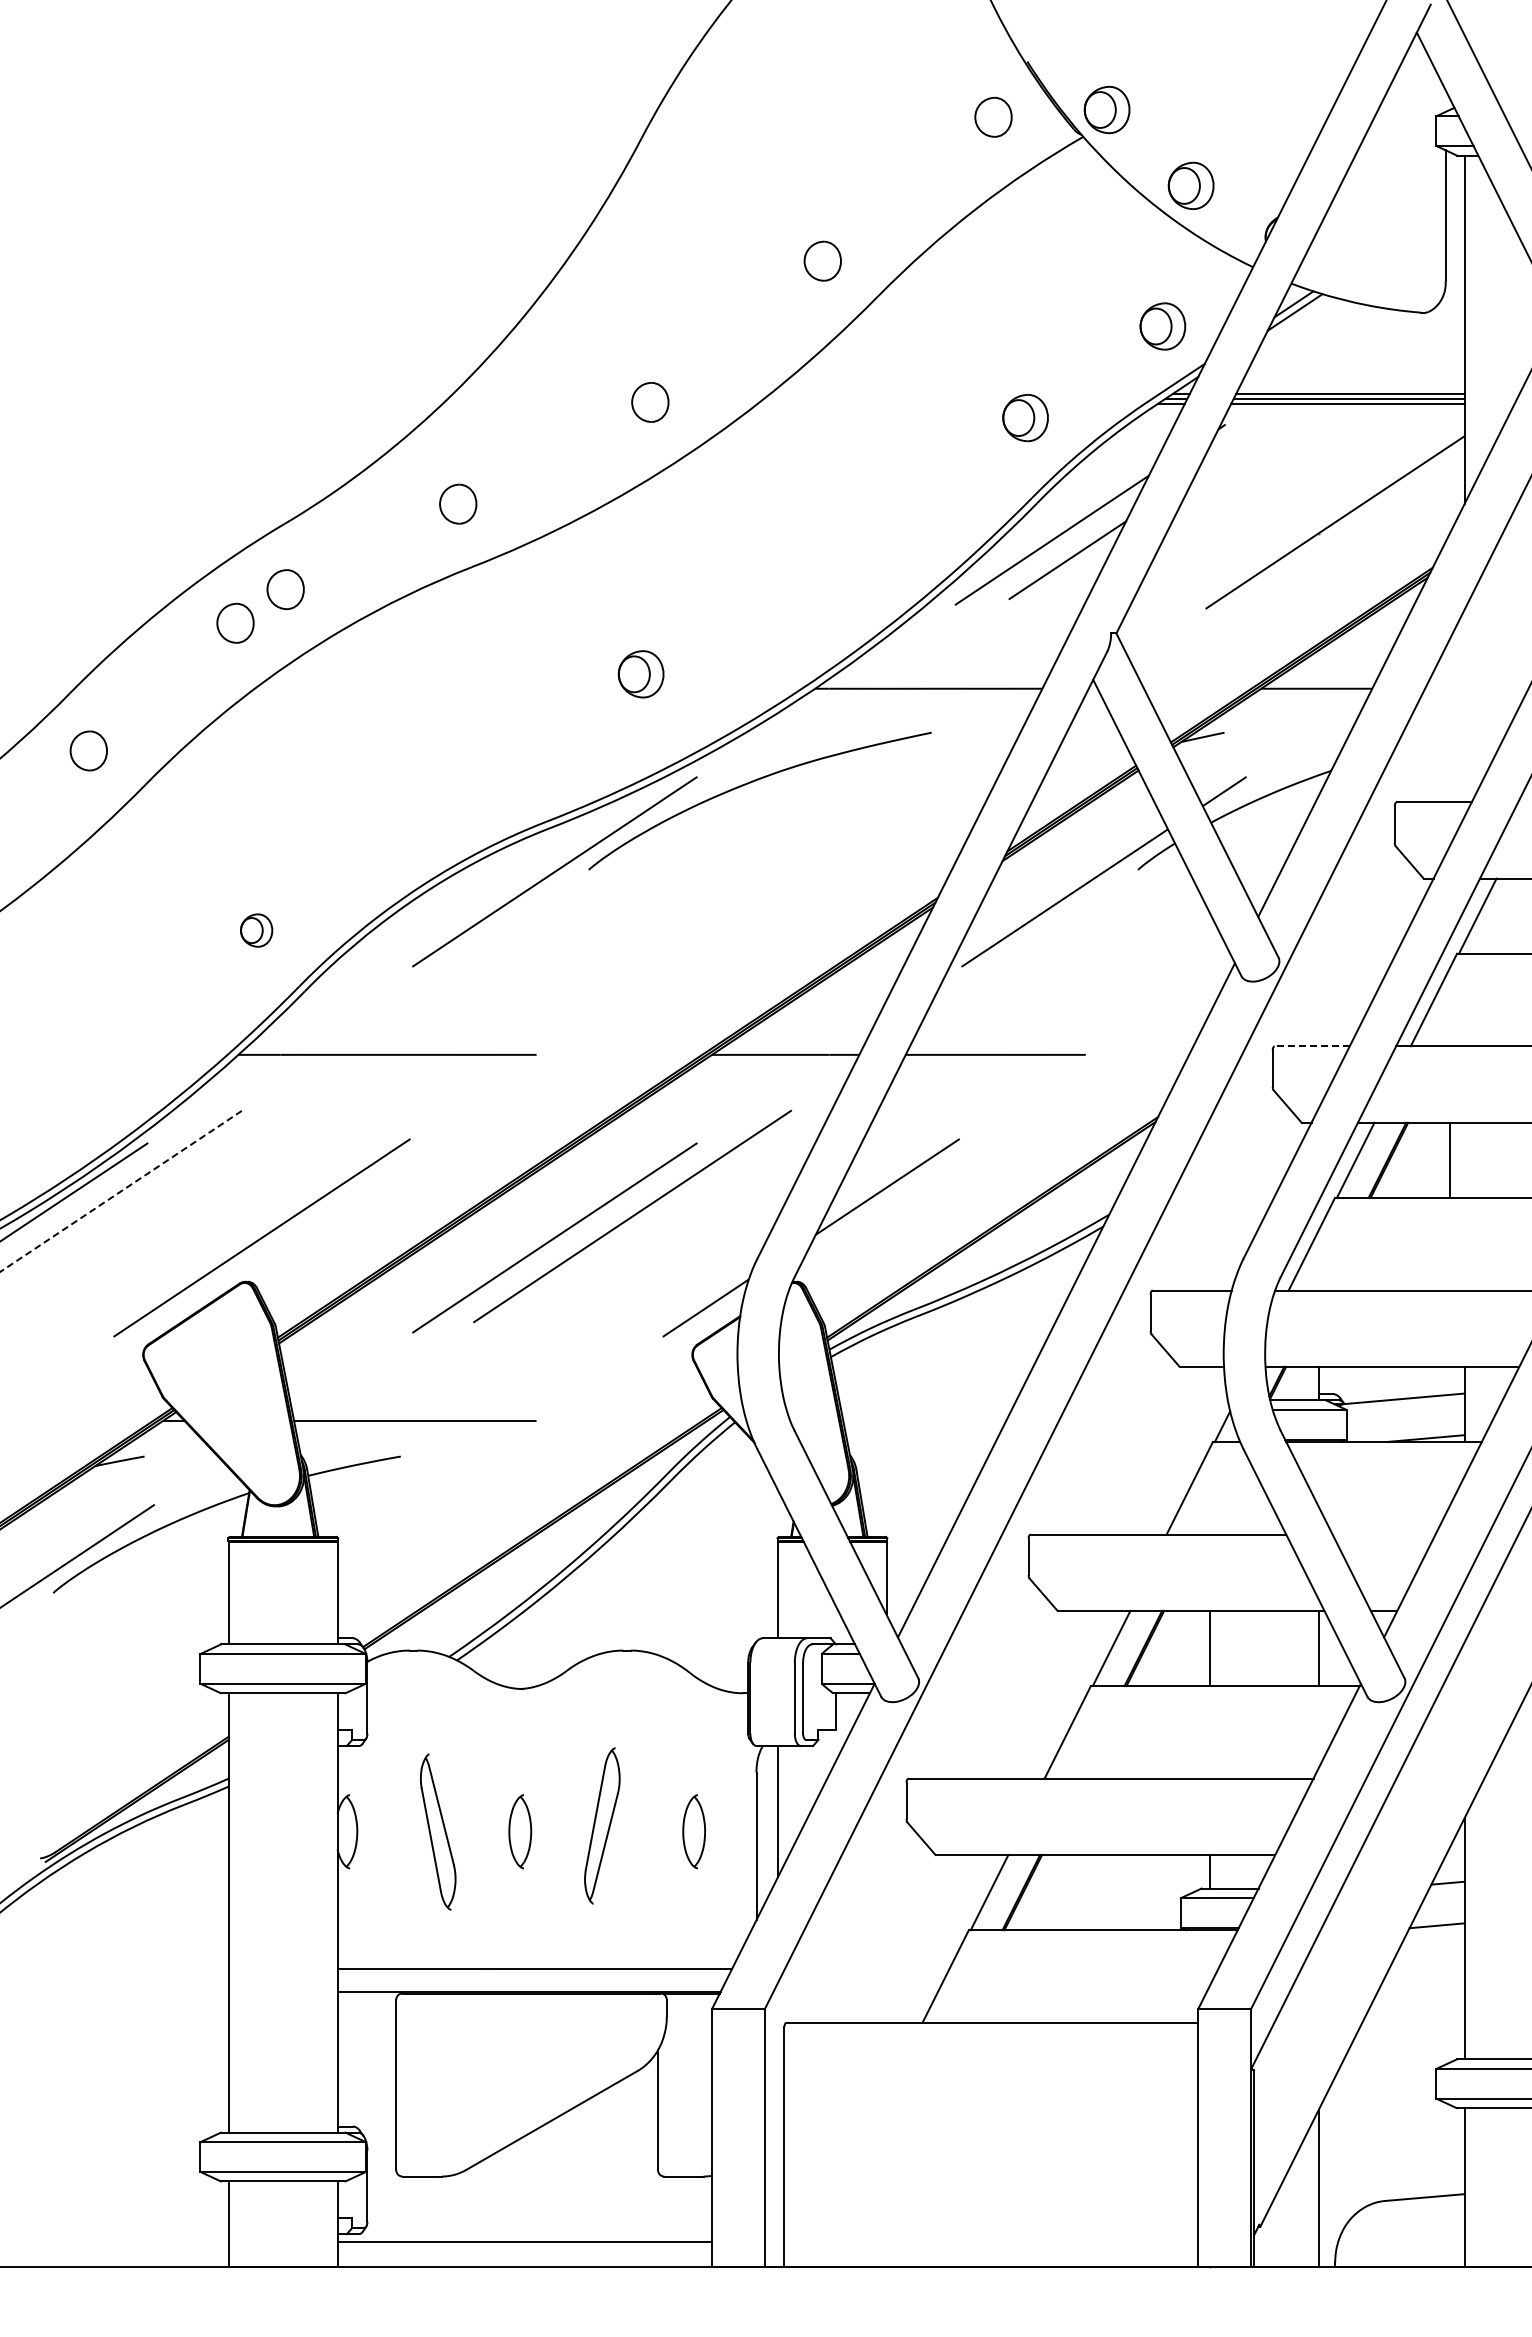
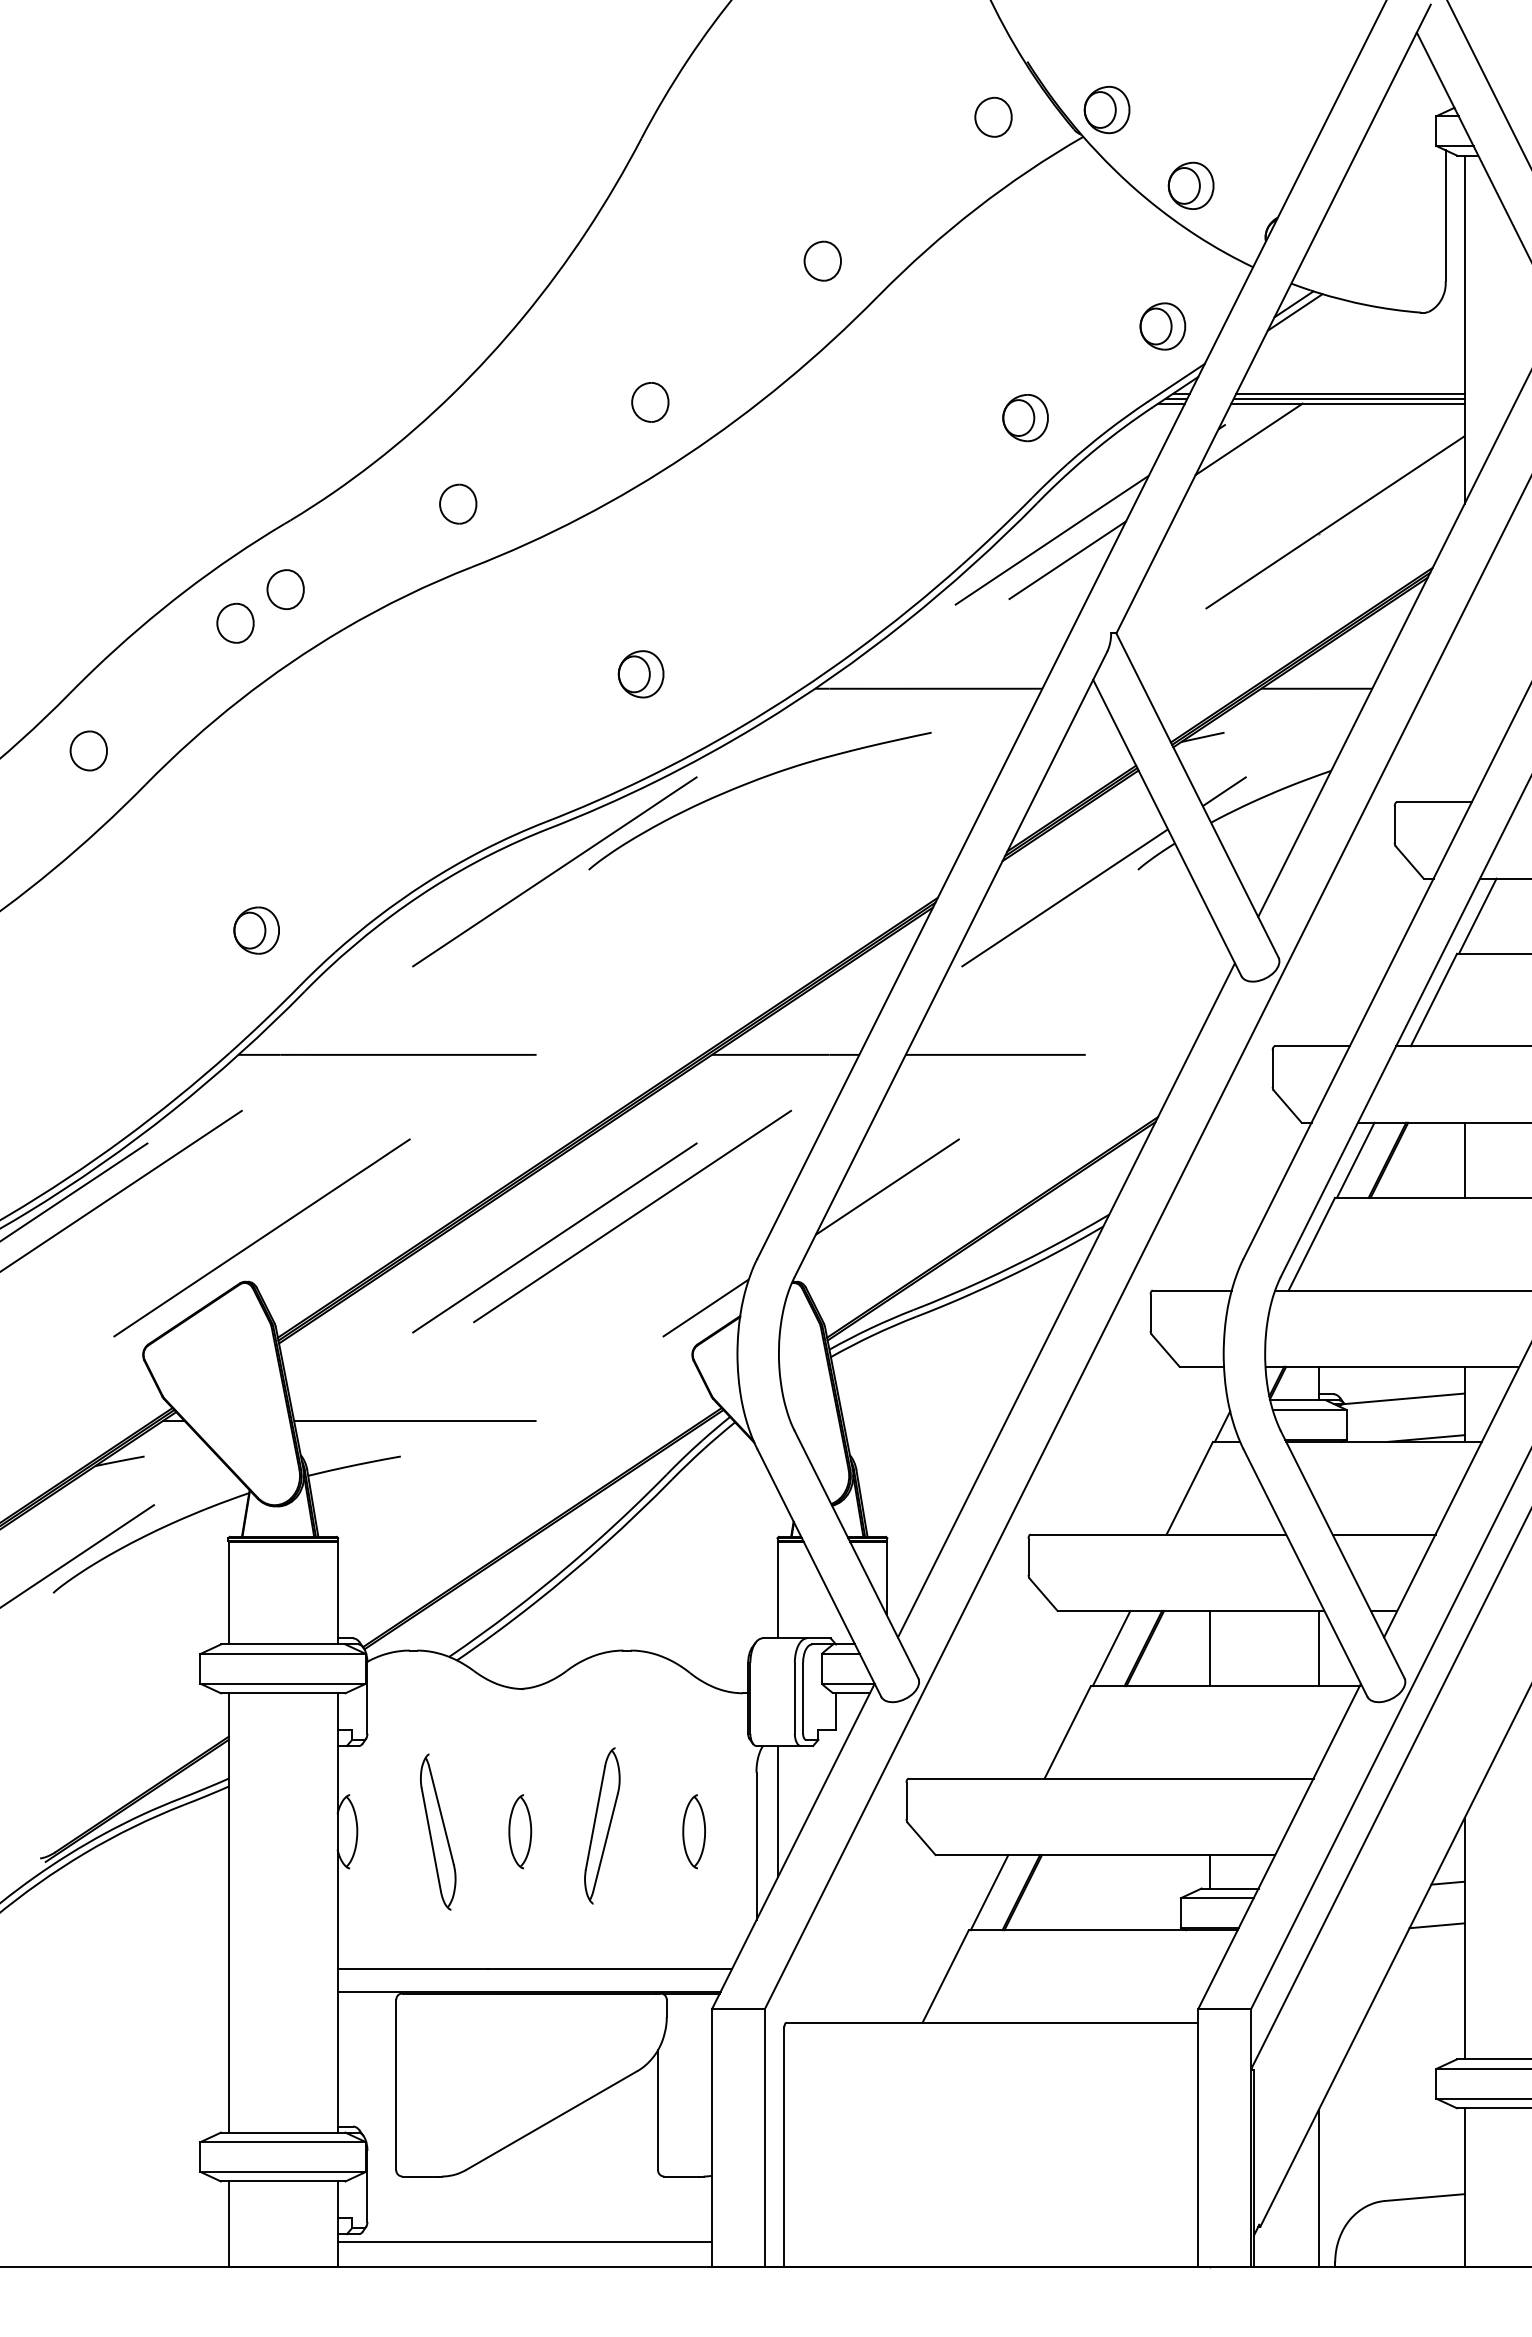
line: none -> present (1248, 439)
part size: 34x35 px -> 47x49 px (256, 930)
line: dashed -> solid (1312, 1046)
line position: (1449, 1159) -> (1464, 1159) (1464, 1159)
line: dashed -> solid (121, 1191)
line: none -> present (1383, 1534)
